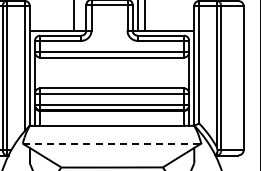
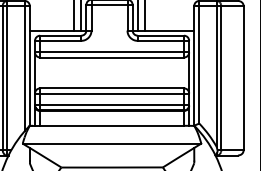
line: none -> present (81, 16)
line: dashed -> solid (112, 143)
